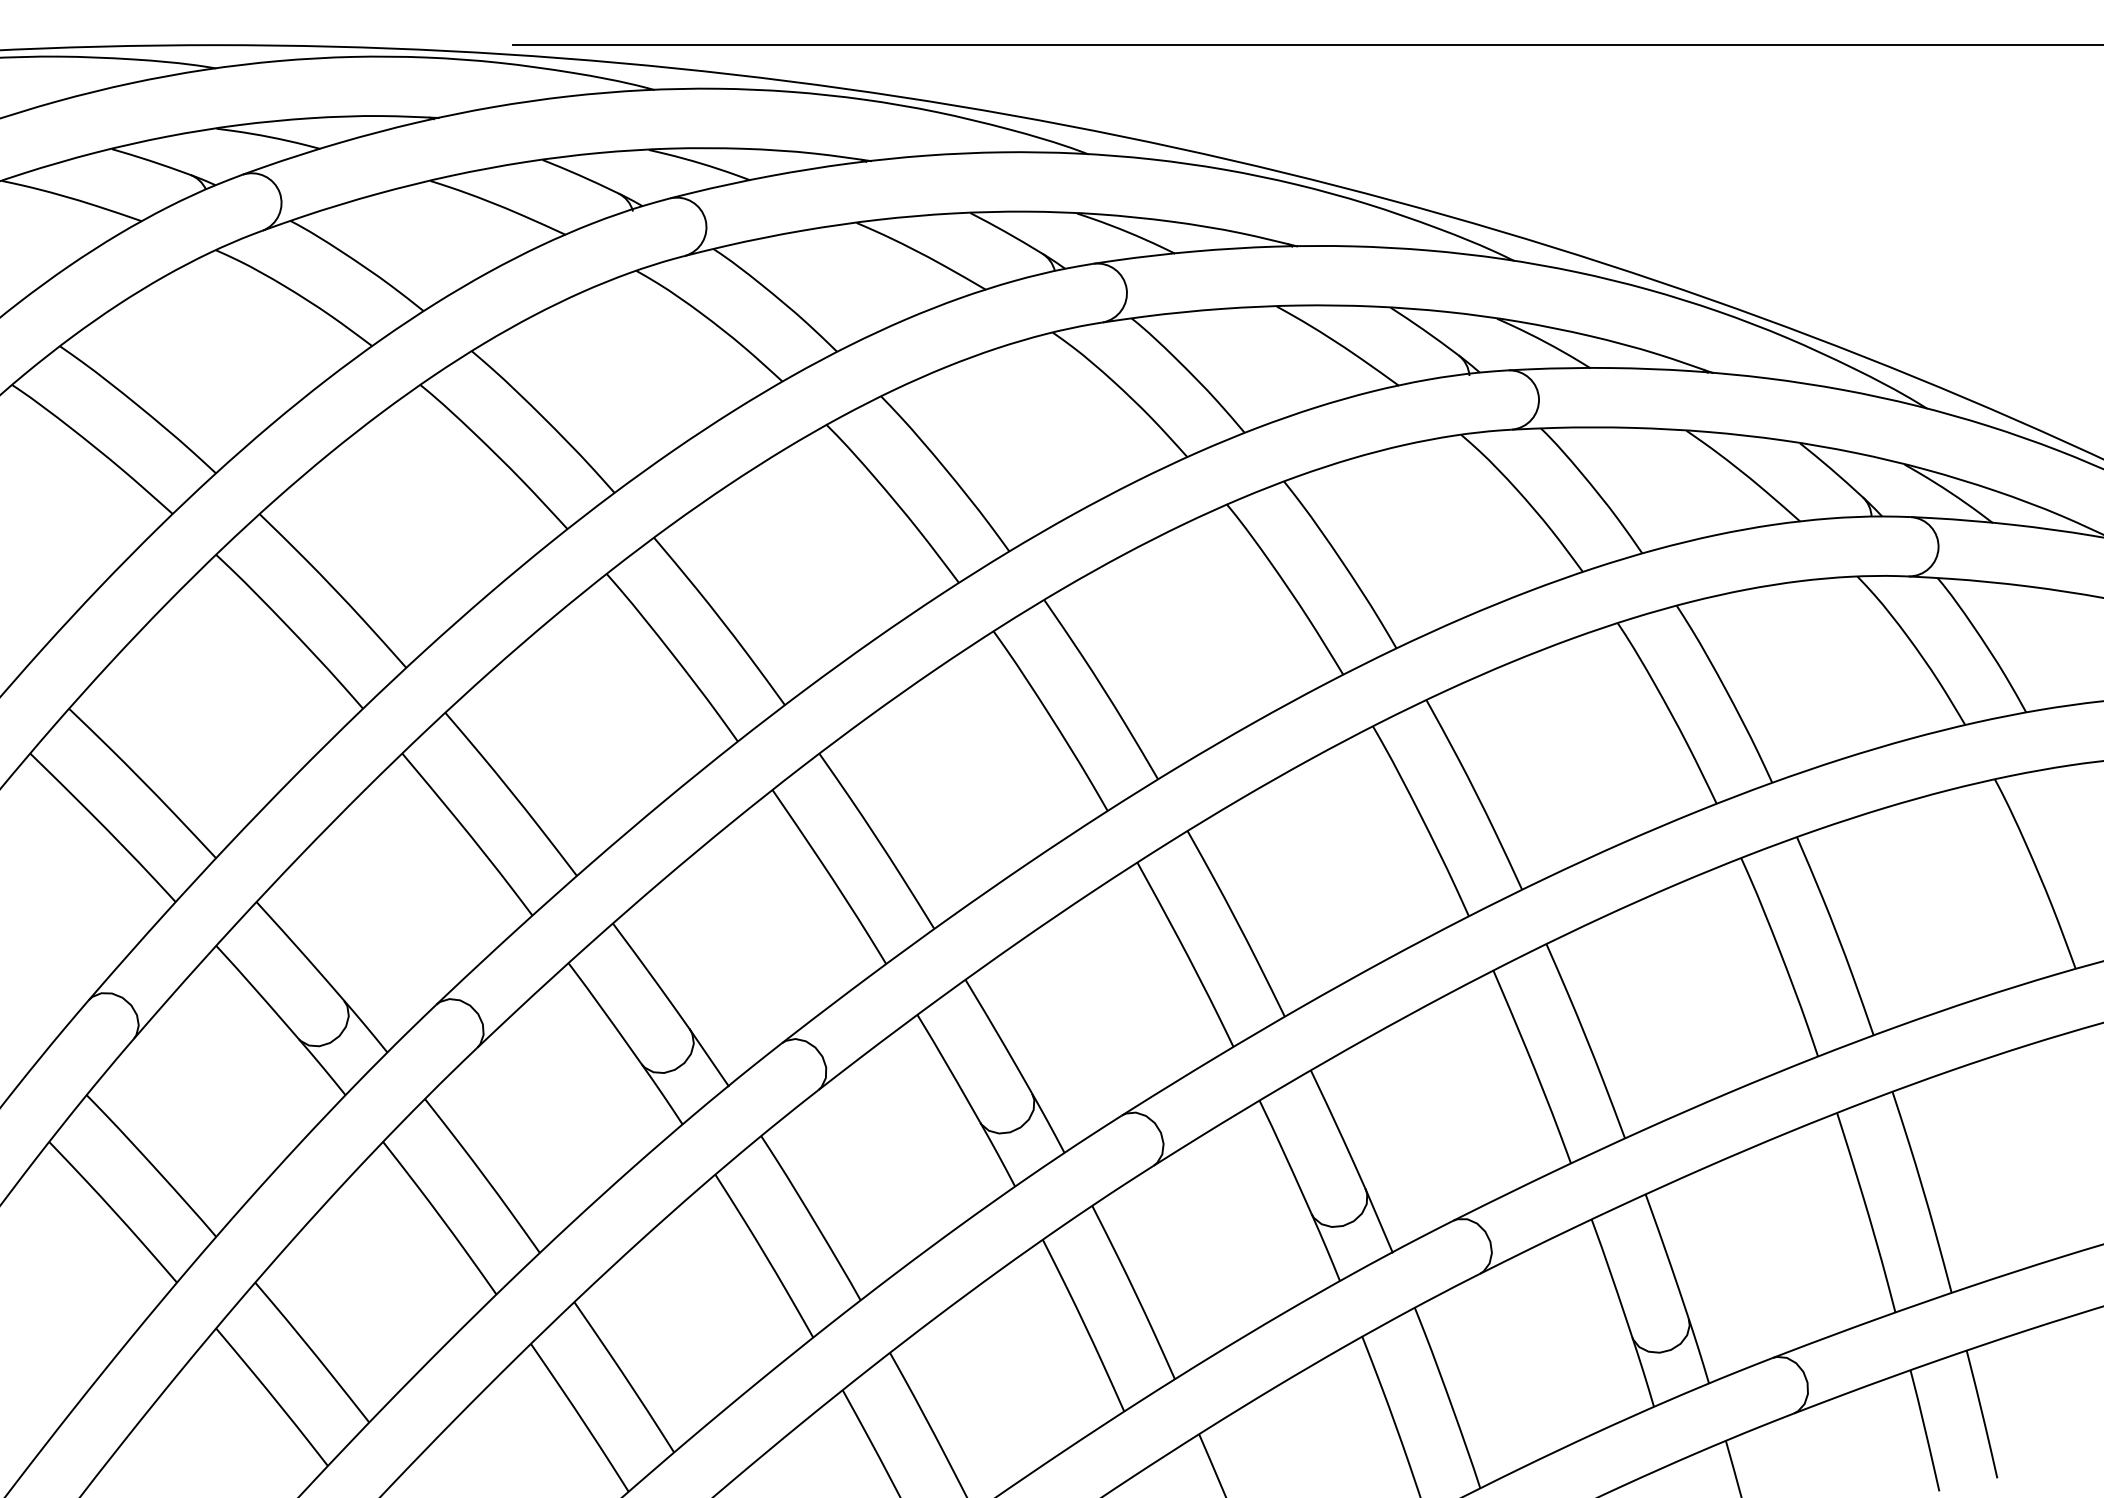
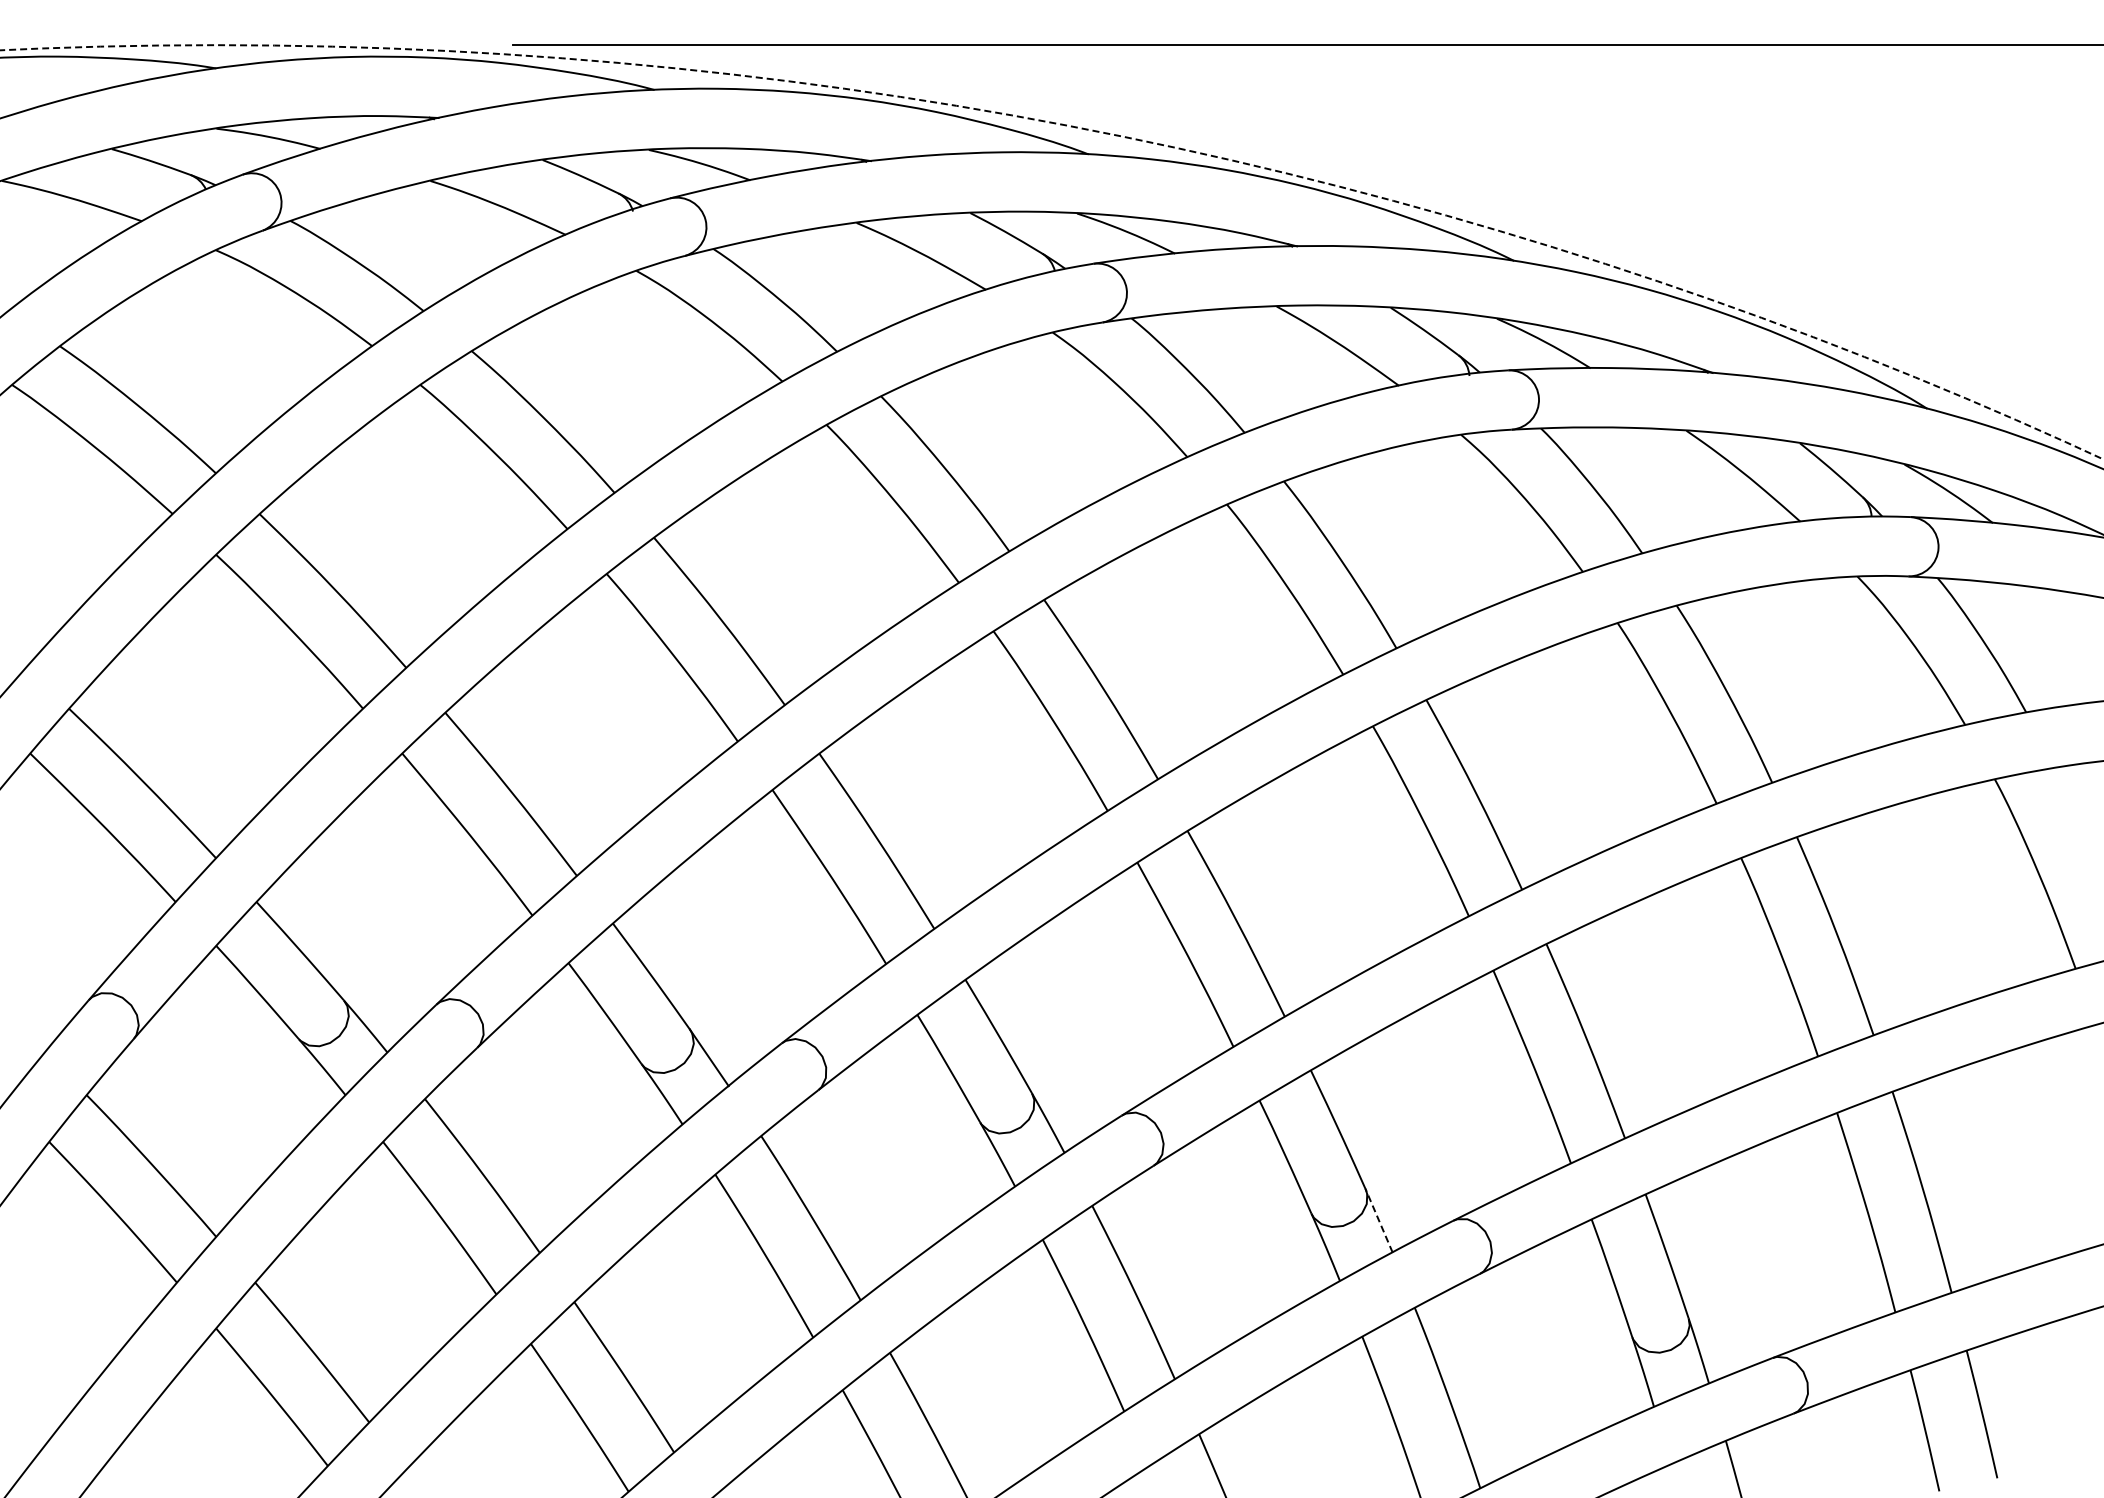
circle: solid -> dashed (1051, 252)
line: solid -> dashed (1379, 1220)
